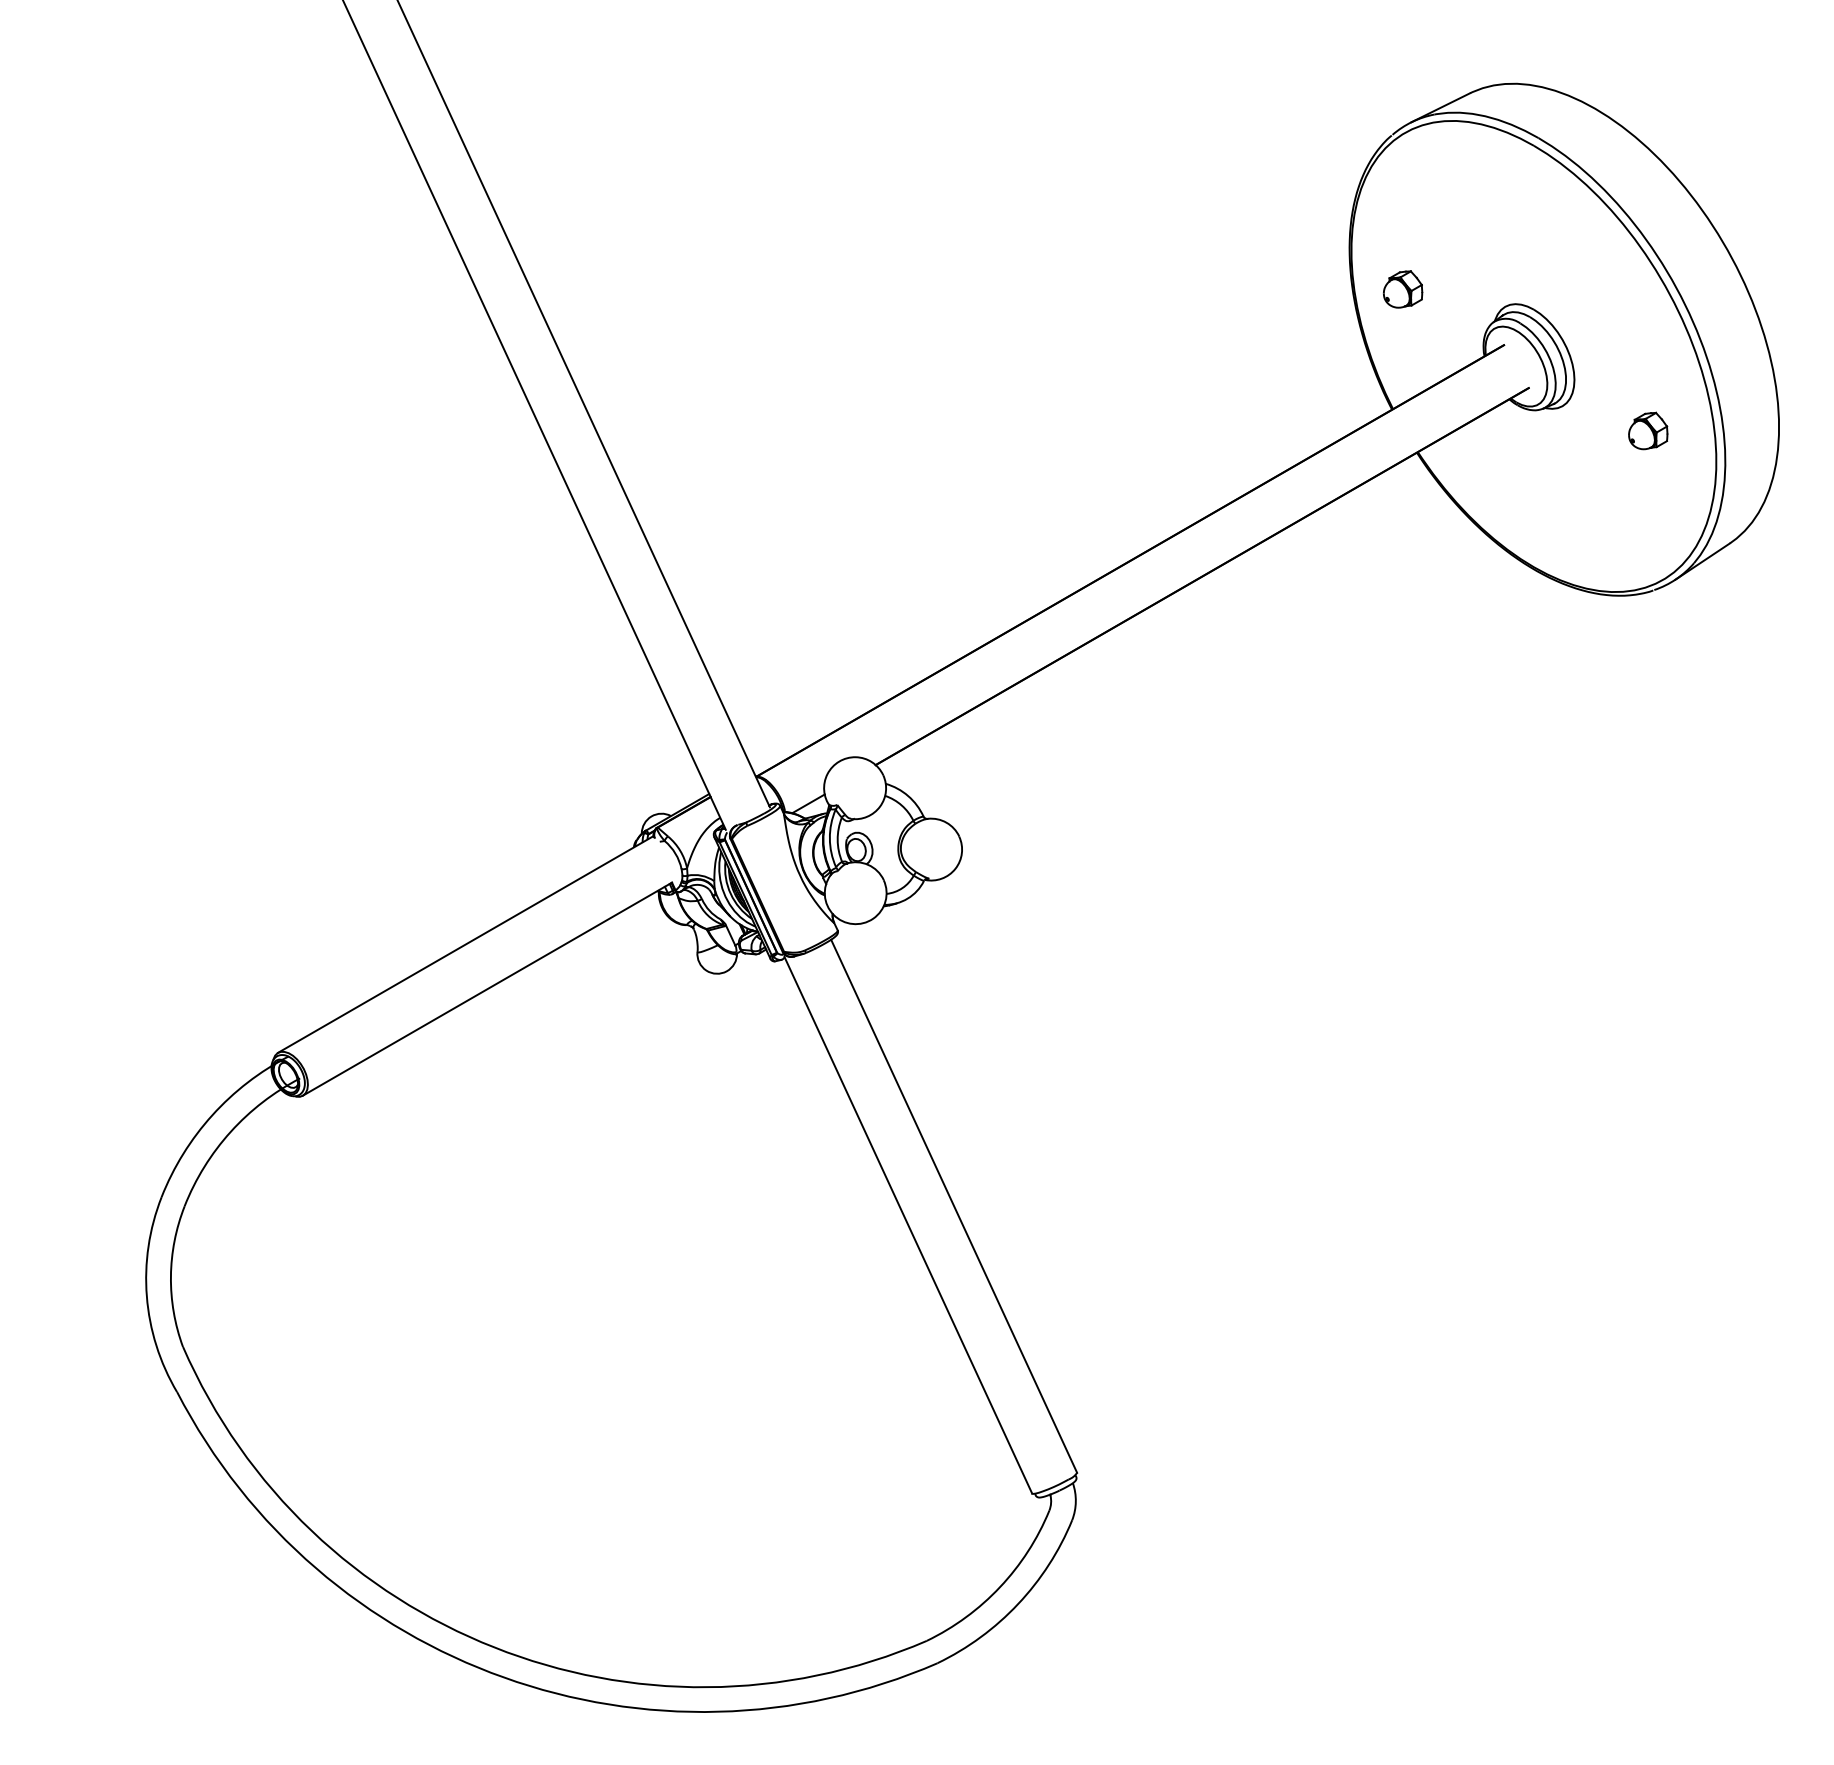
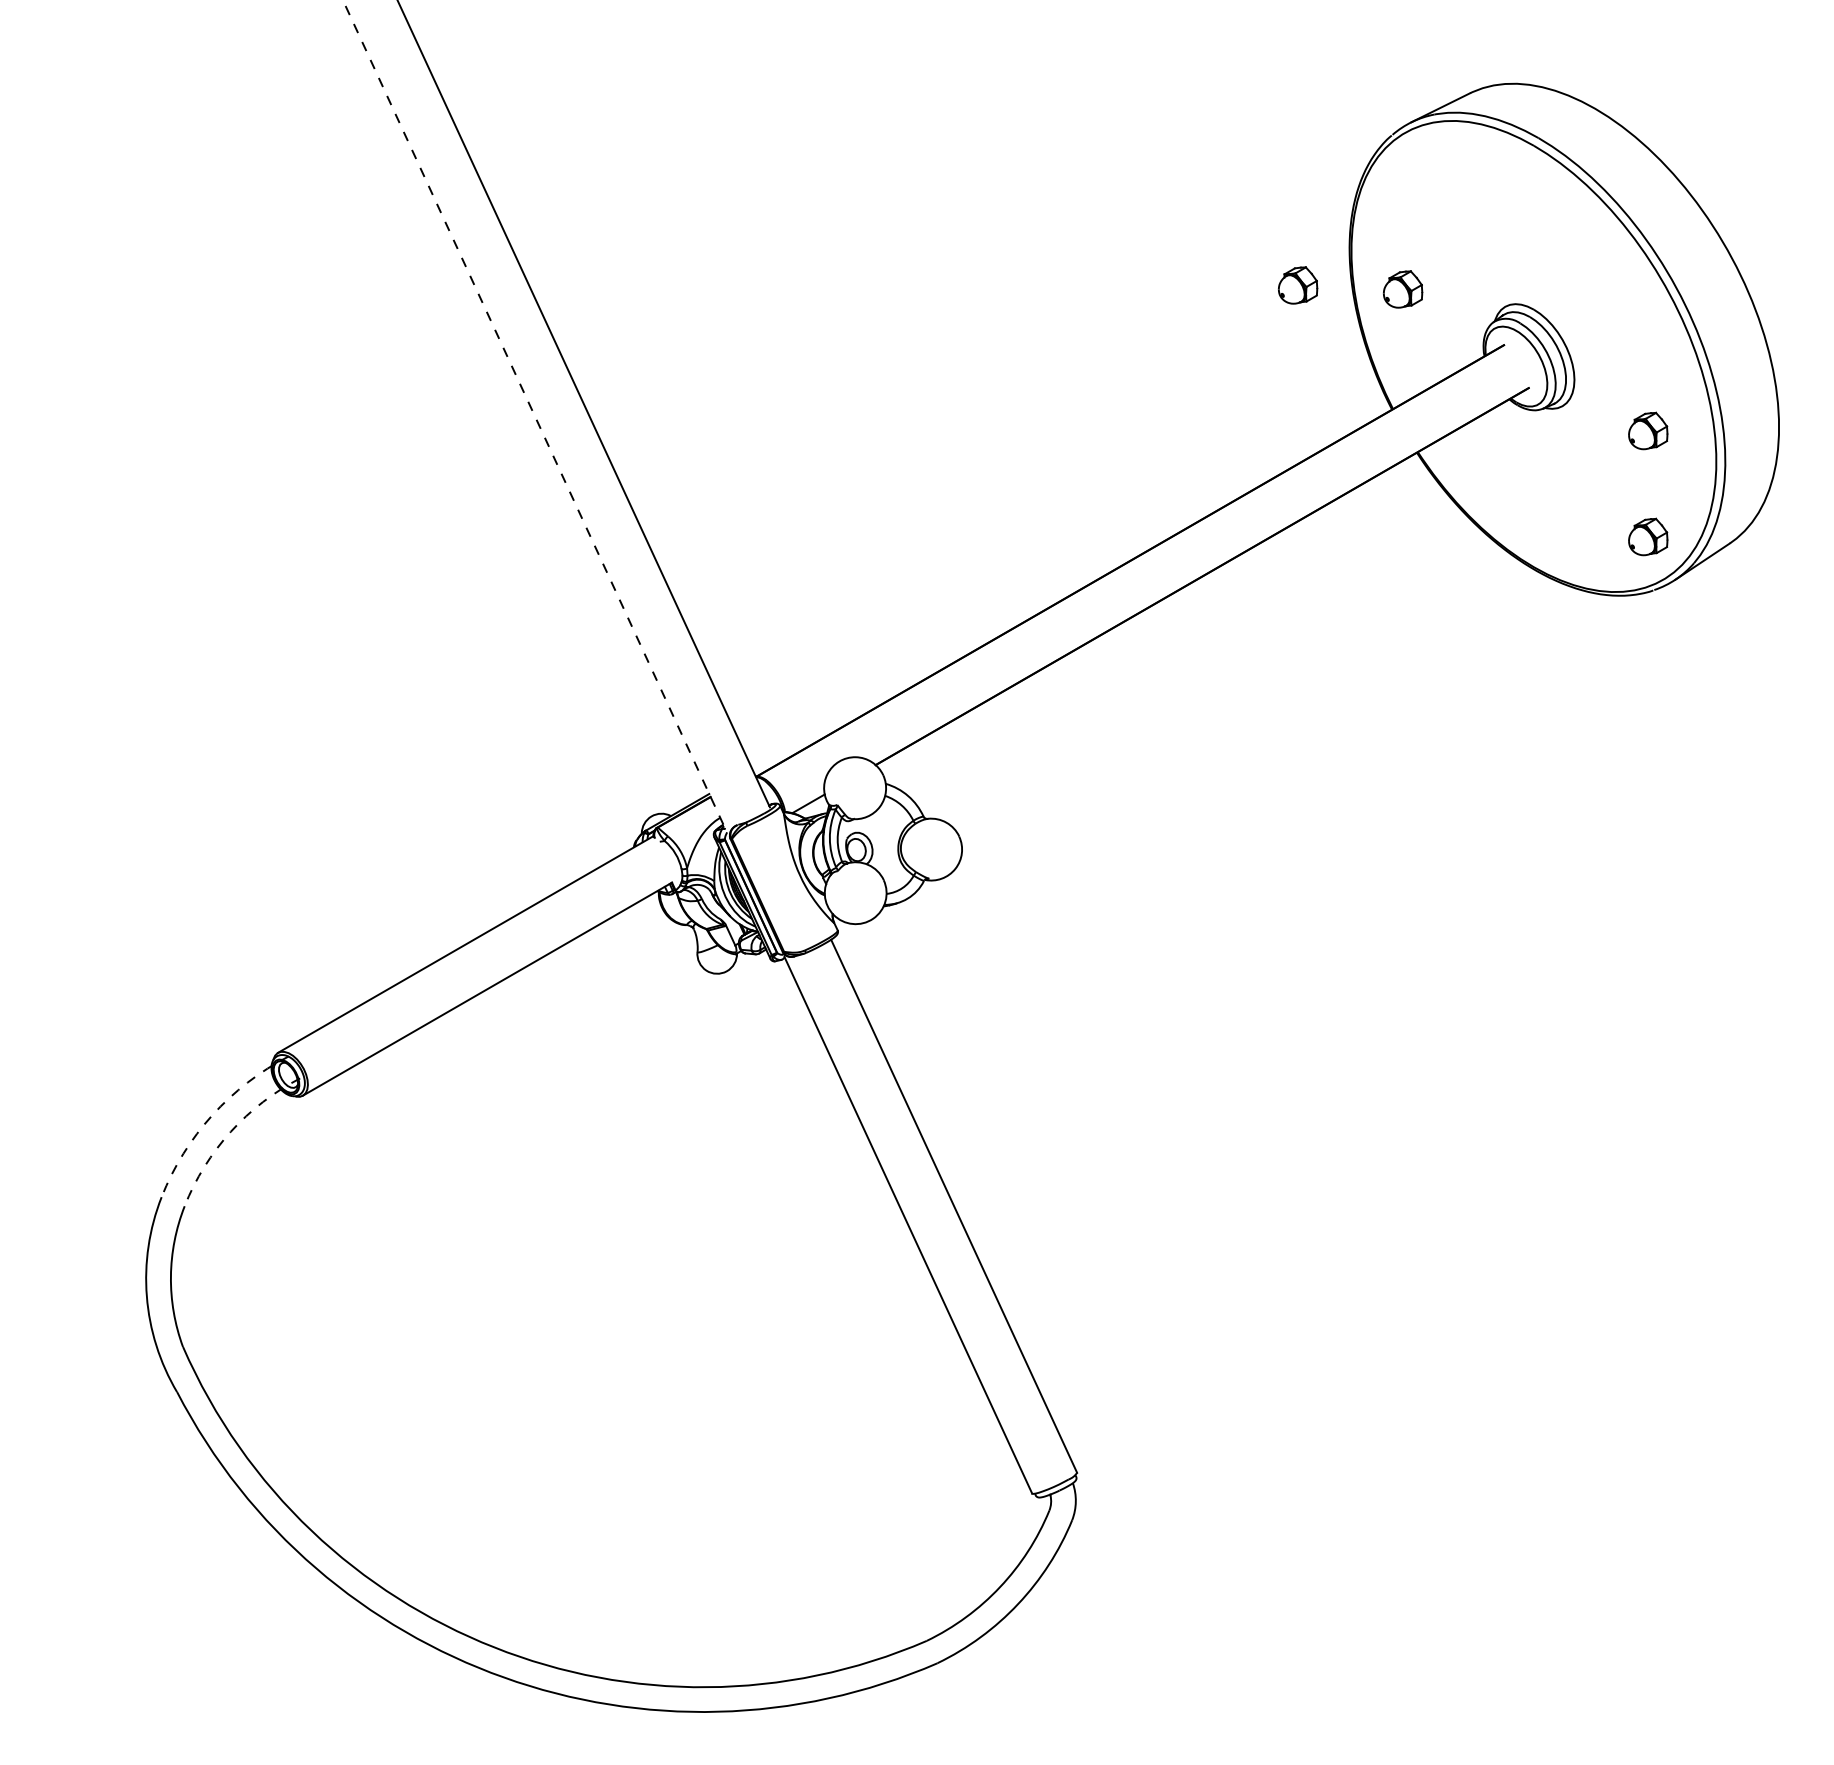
part: none -> present (1298, 285)
line: solid -> dashed (534, 414)
part: none -> present (1648, 536)
arc: solid -> dashed (212, 1115)
arc: solid -> dashed (230, 1131)
